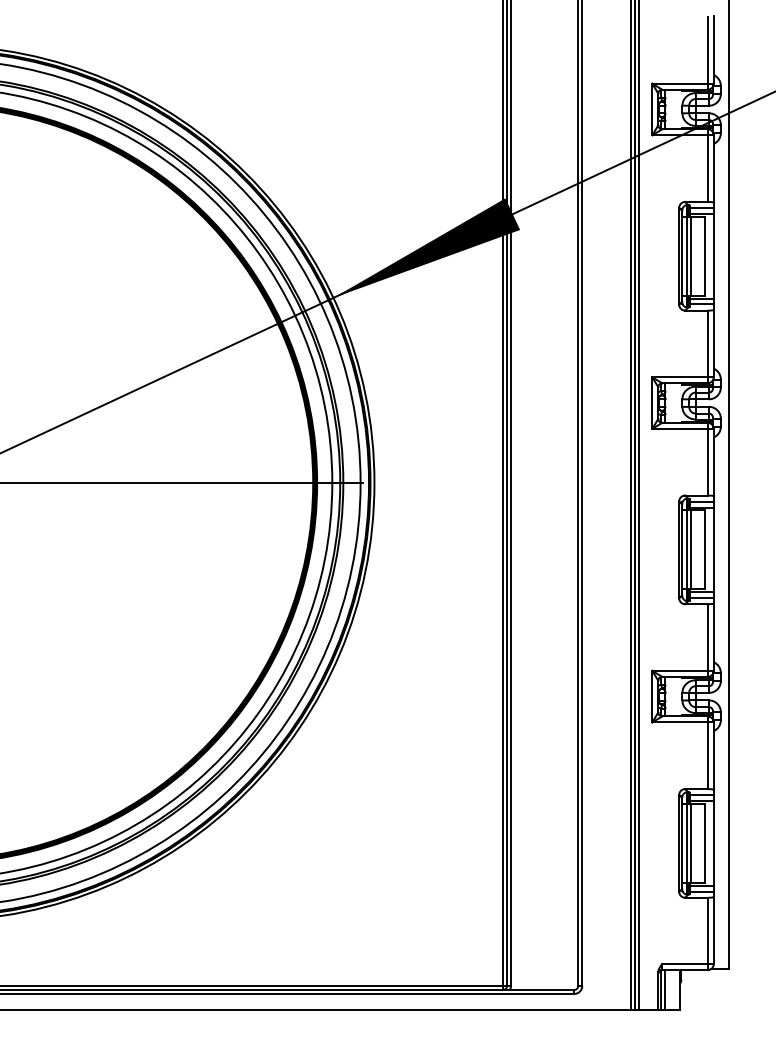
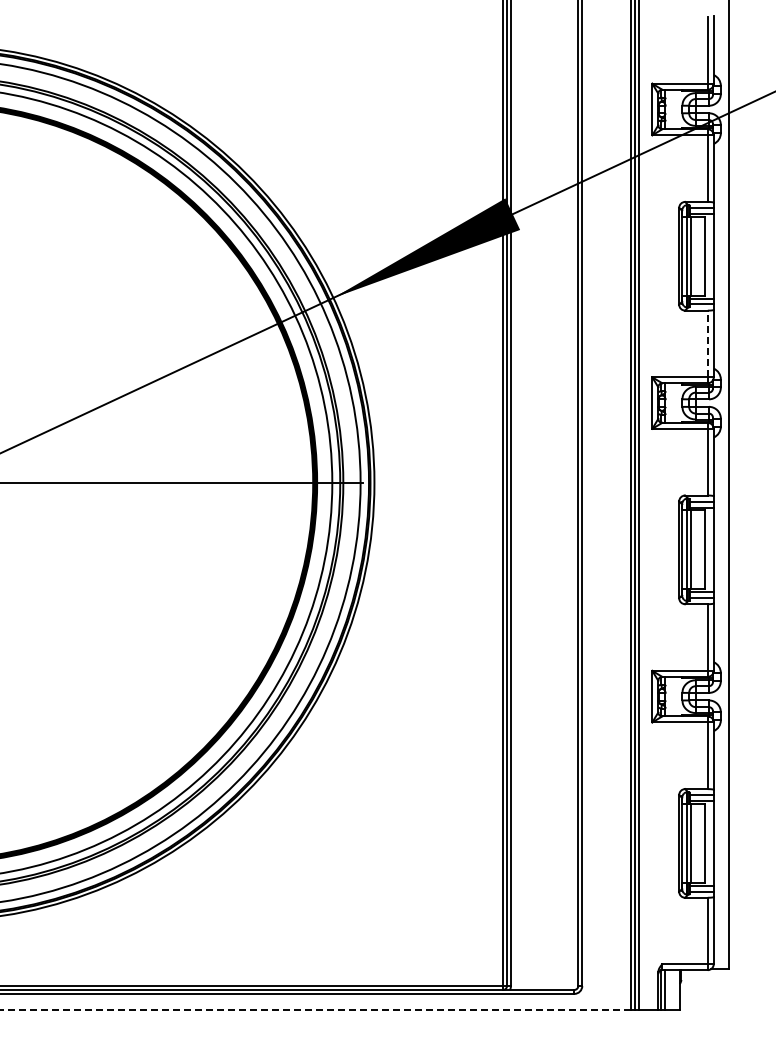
line: solid -> dashed (707, 343)
line: solid -> dashed (315, 1009)
